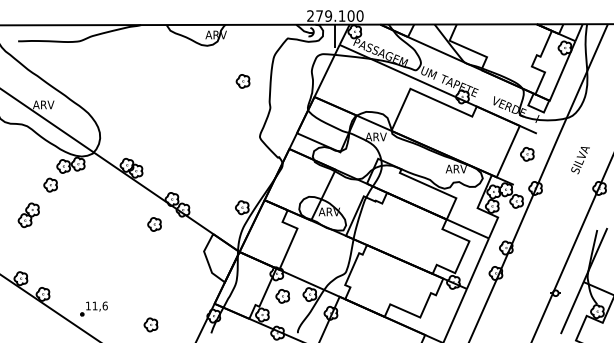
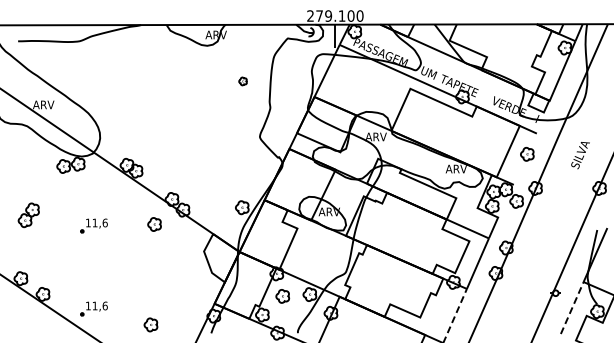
part size: 16x15 px -> 10x11 px (242, 81)
text position: (580, 160) -> (580, 155) (580, 155)
part: present -> none (50, 184)
part: none -> present (93, 225)
line: solid -> dashed (572, 307)
line: solid -> dashed (455, 315)
